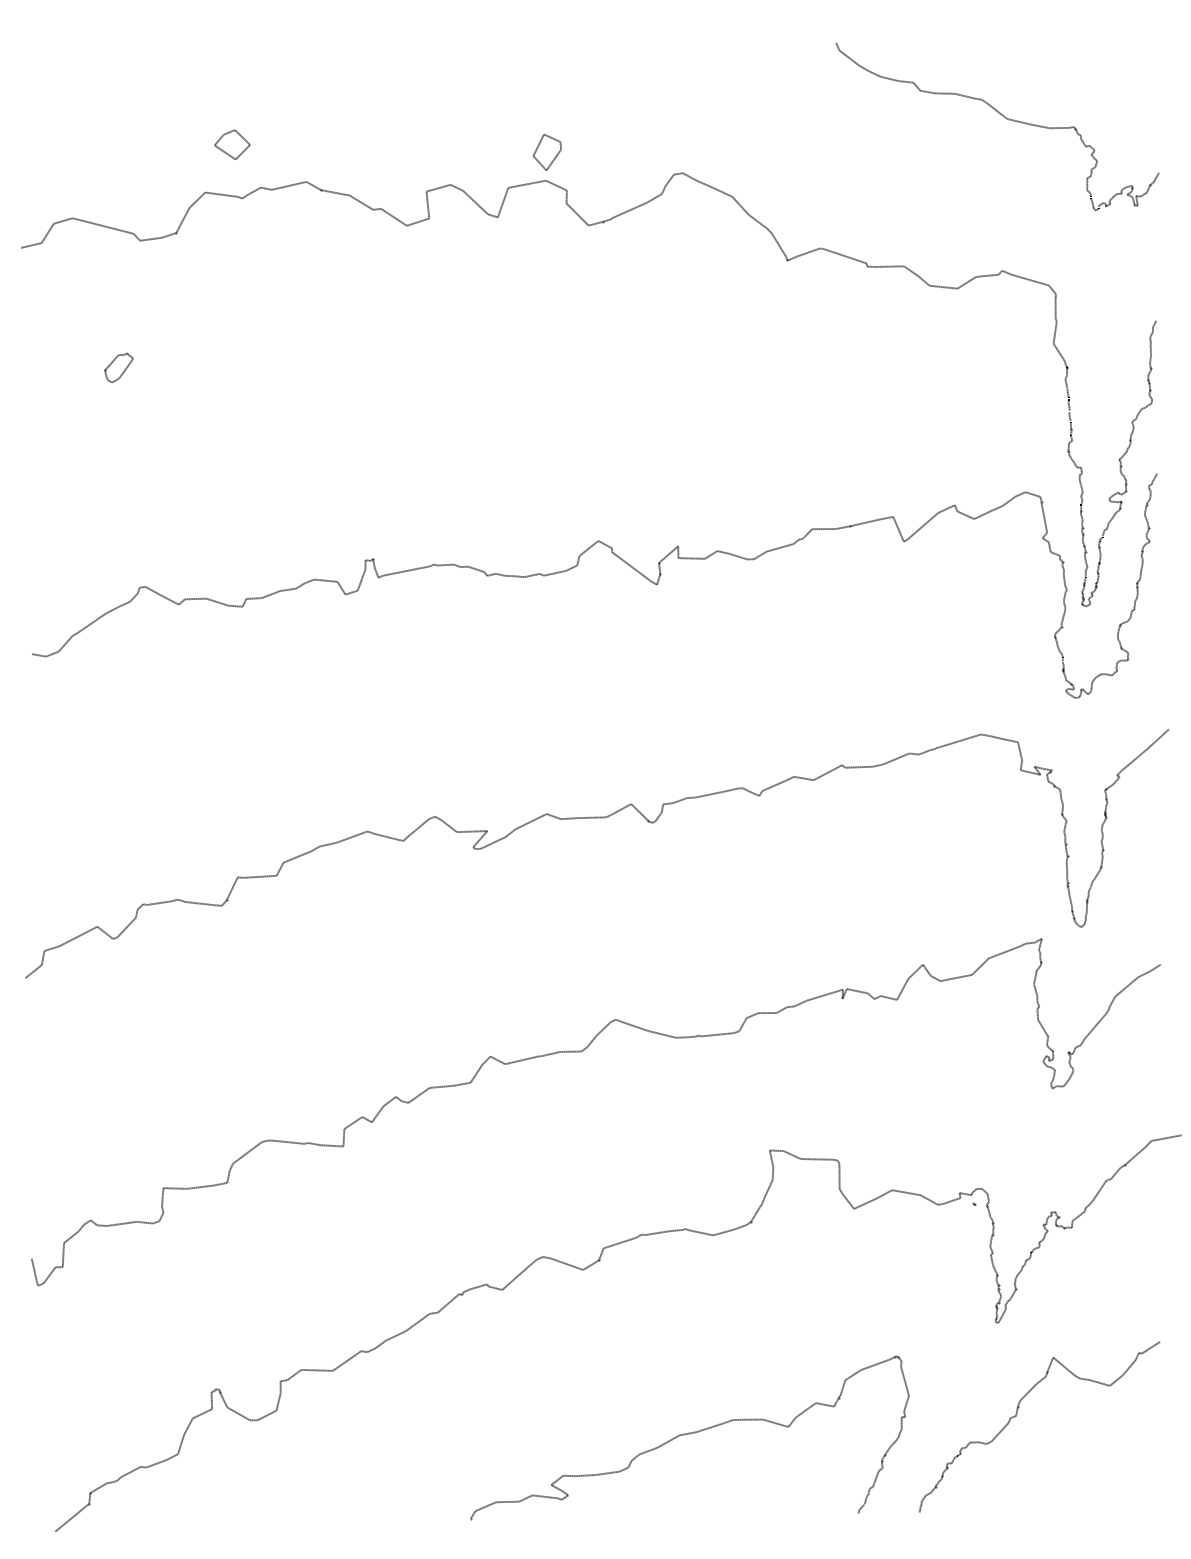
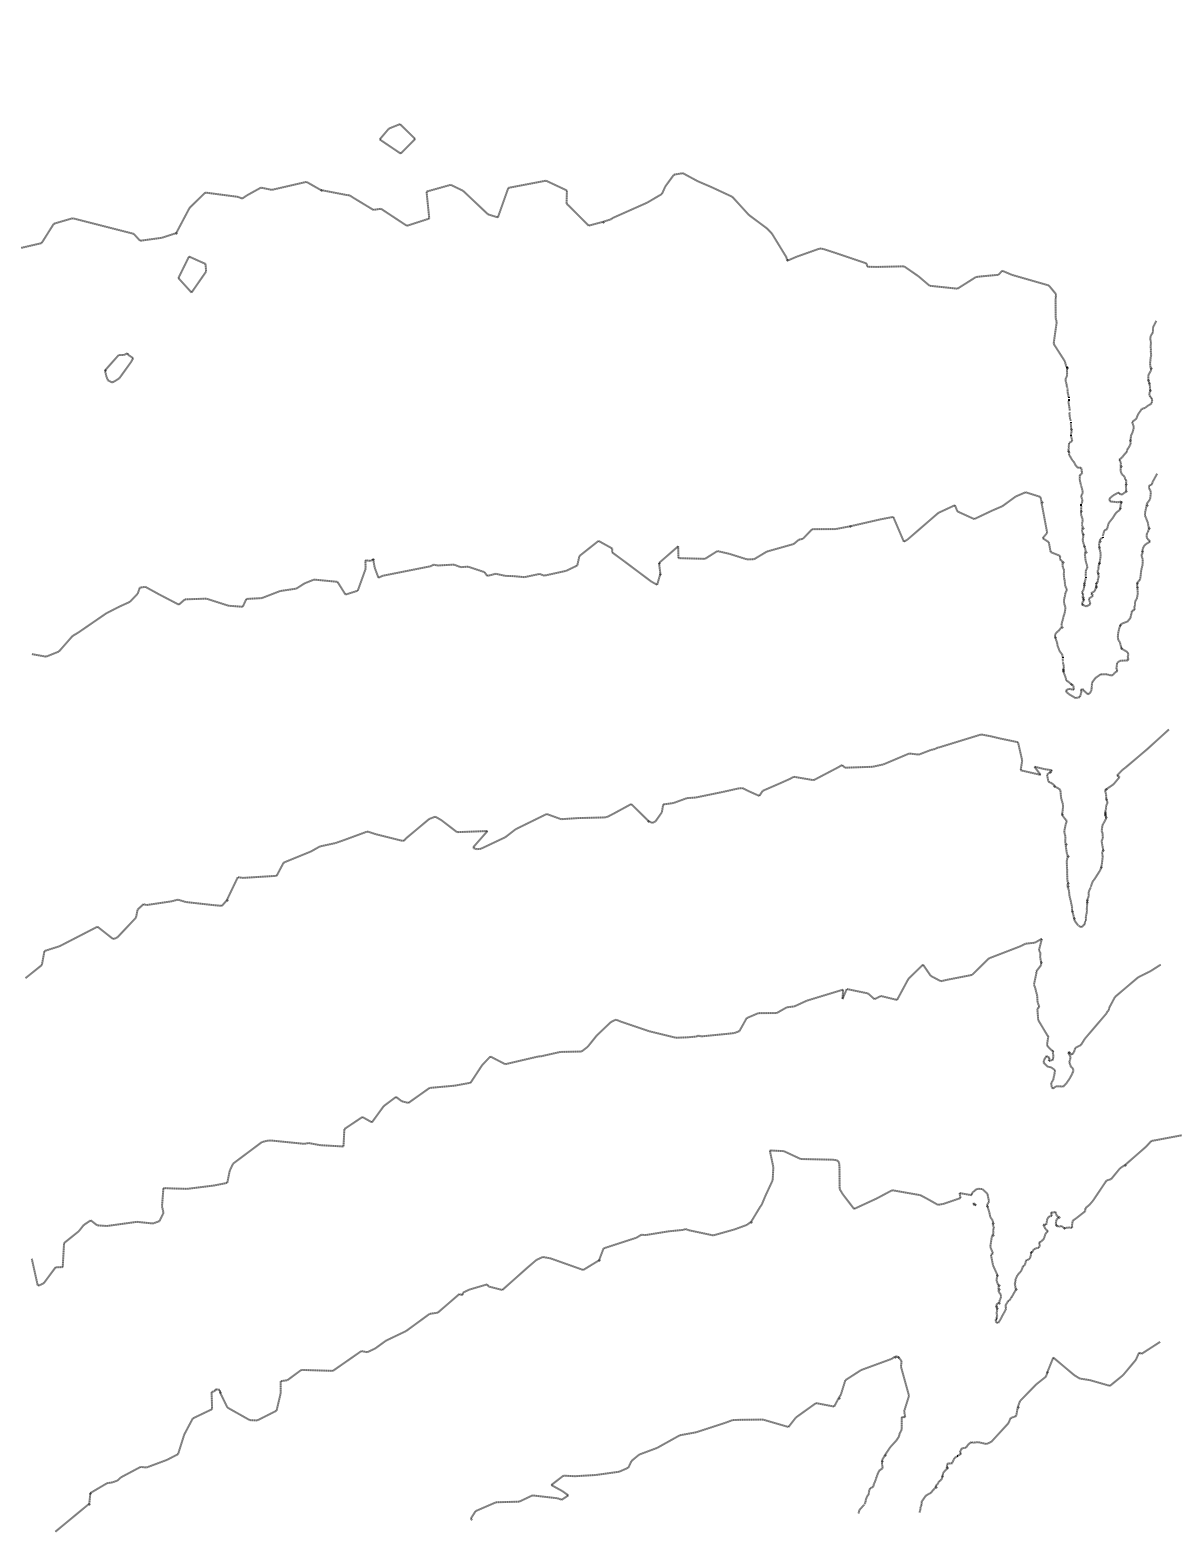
curve: present -> none (1003, 117)
part position: (232, 144) -> (397, 138) (397, 138)
part position: (546, 152) -> (191, 274) (191, 274)
